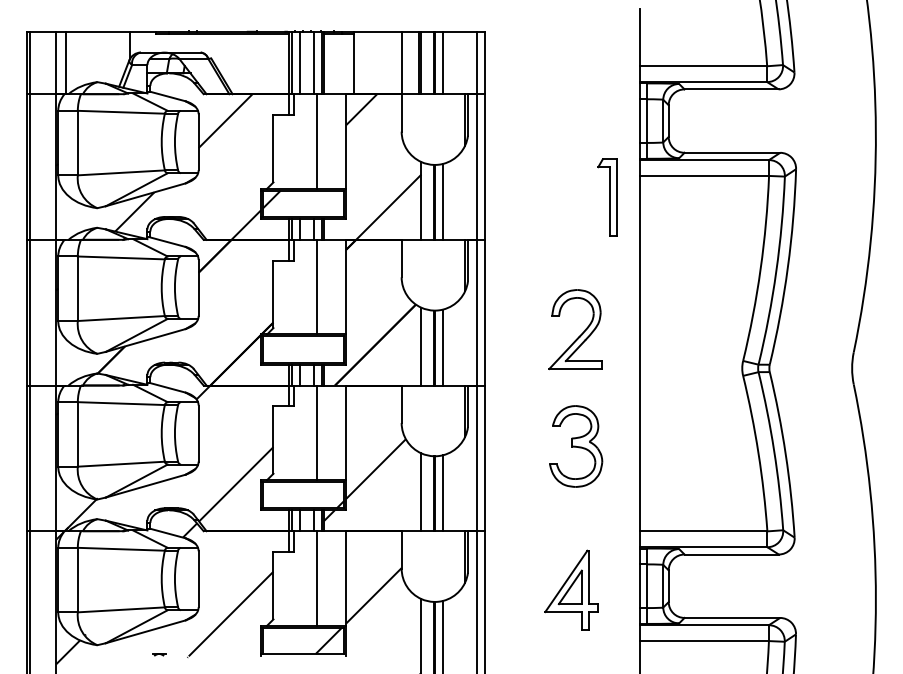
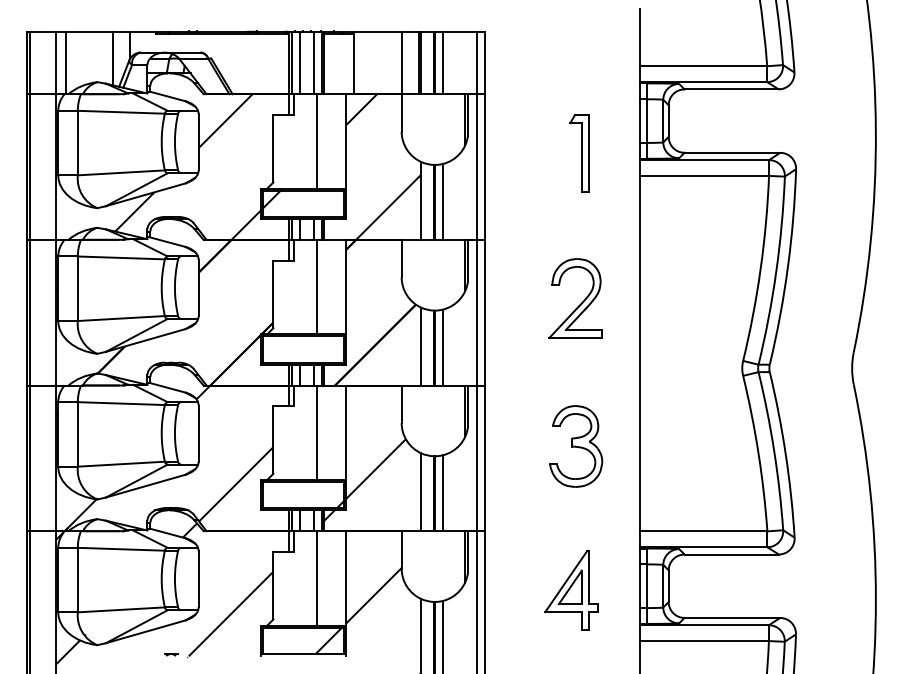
line: none -> present (113, 58)
part position: (607, 197) -> (579, 153) (579, 153)
part position: (580, 334) -> (580, 303) (580, 303)
part position: (159, 654) -> (171, 654) (171, 654)
